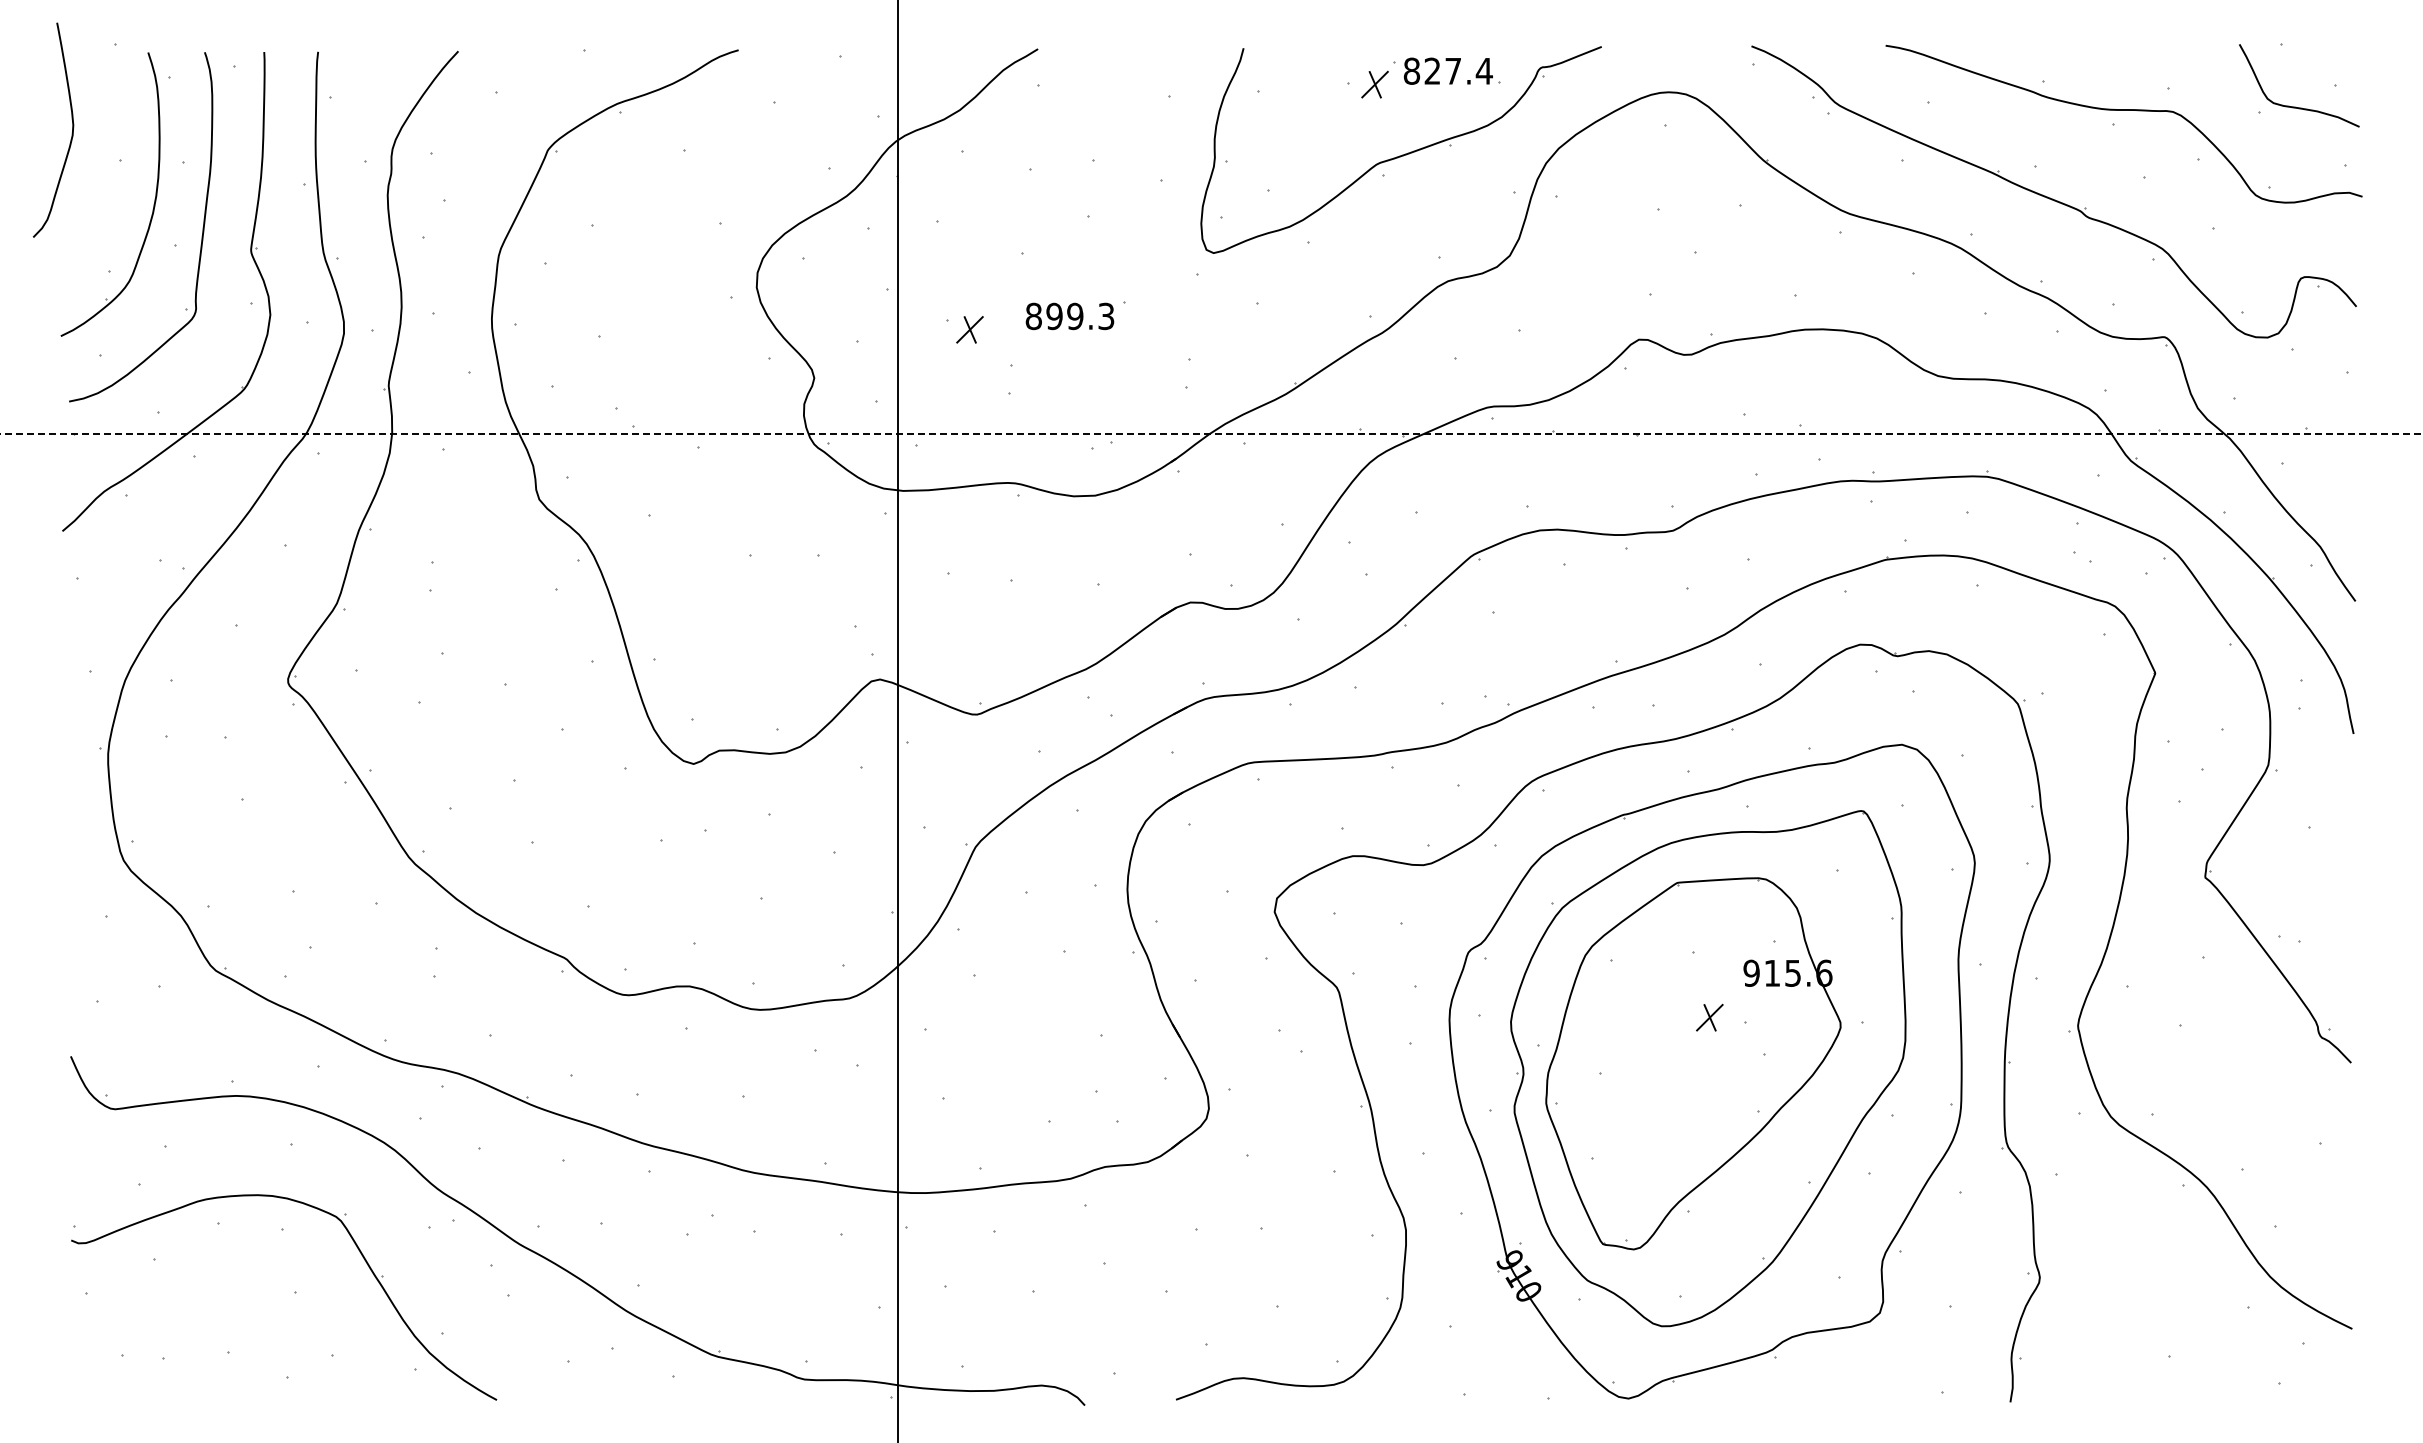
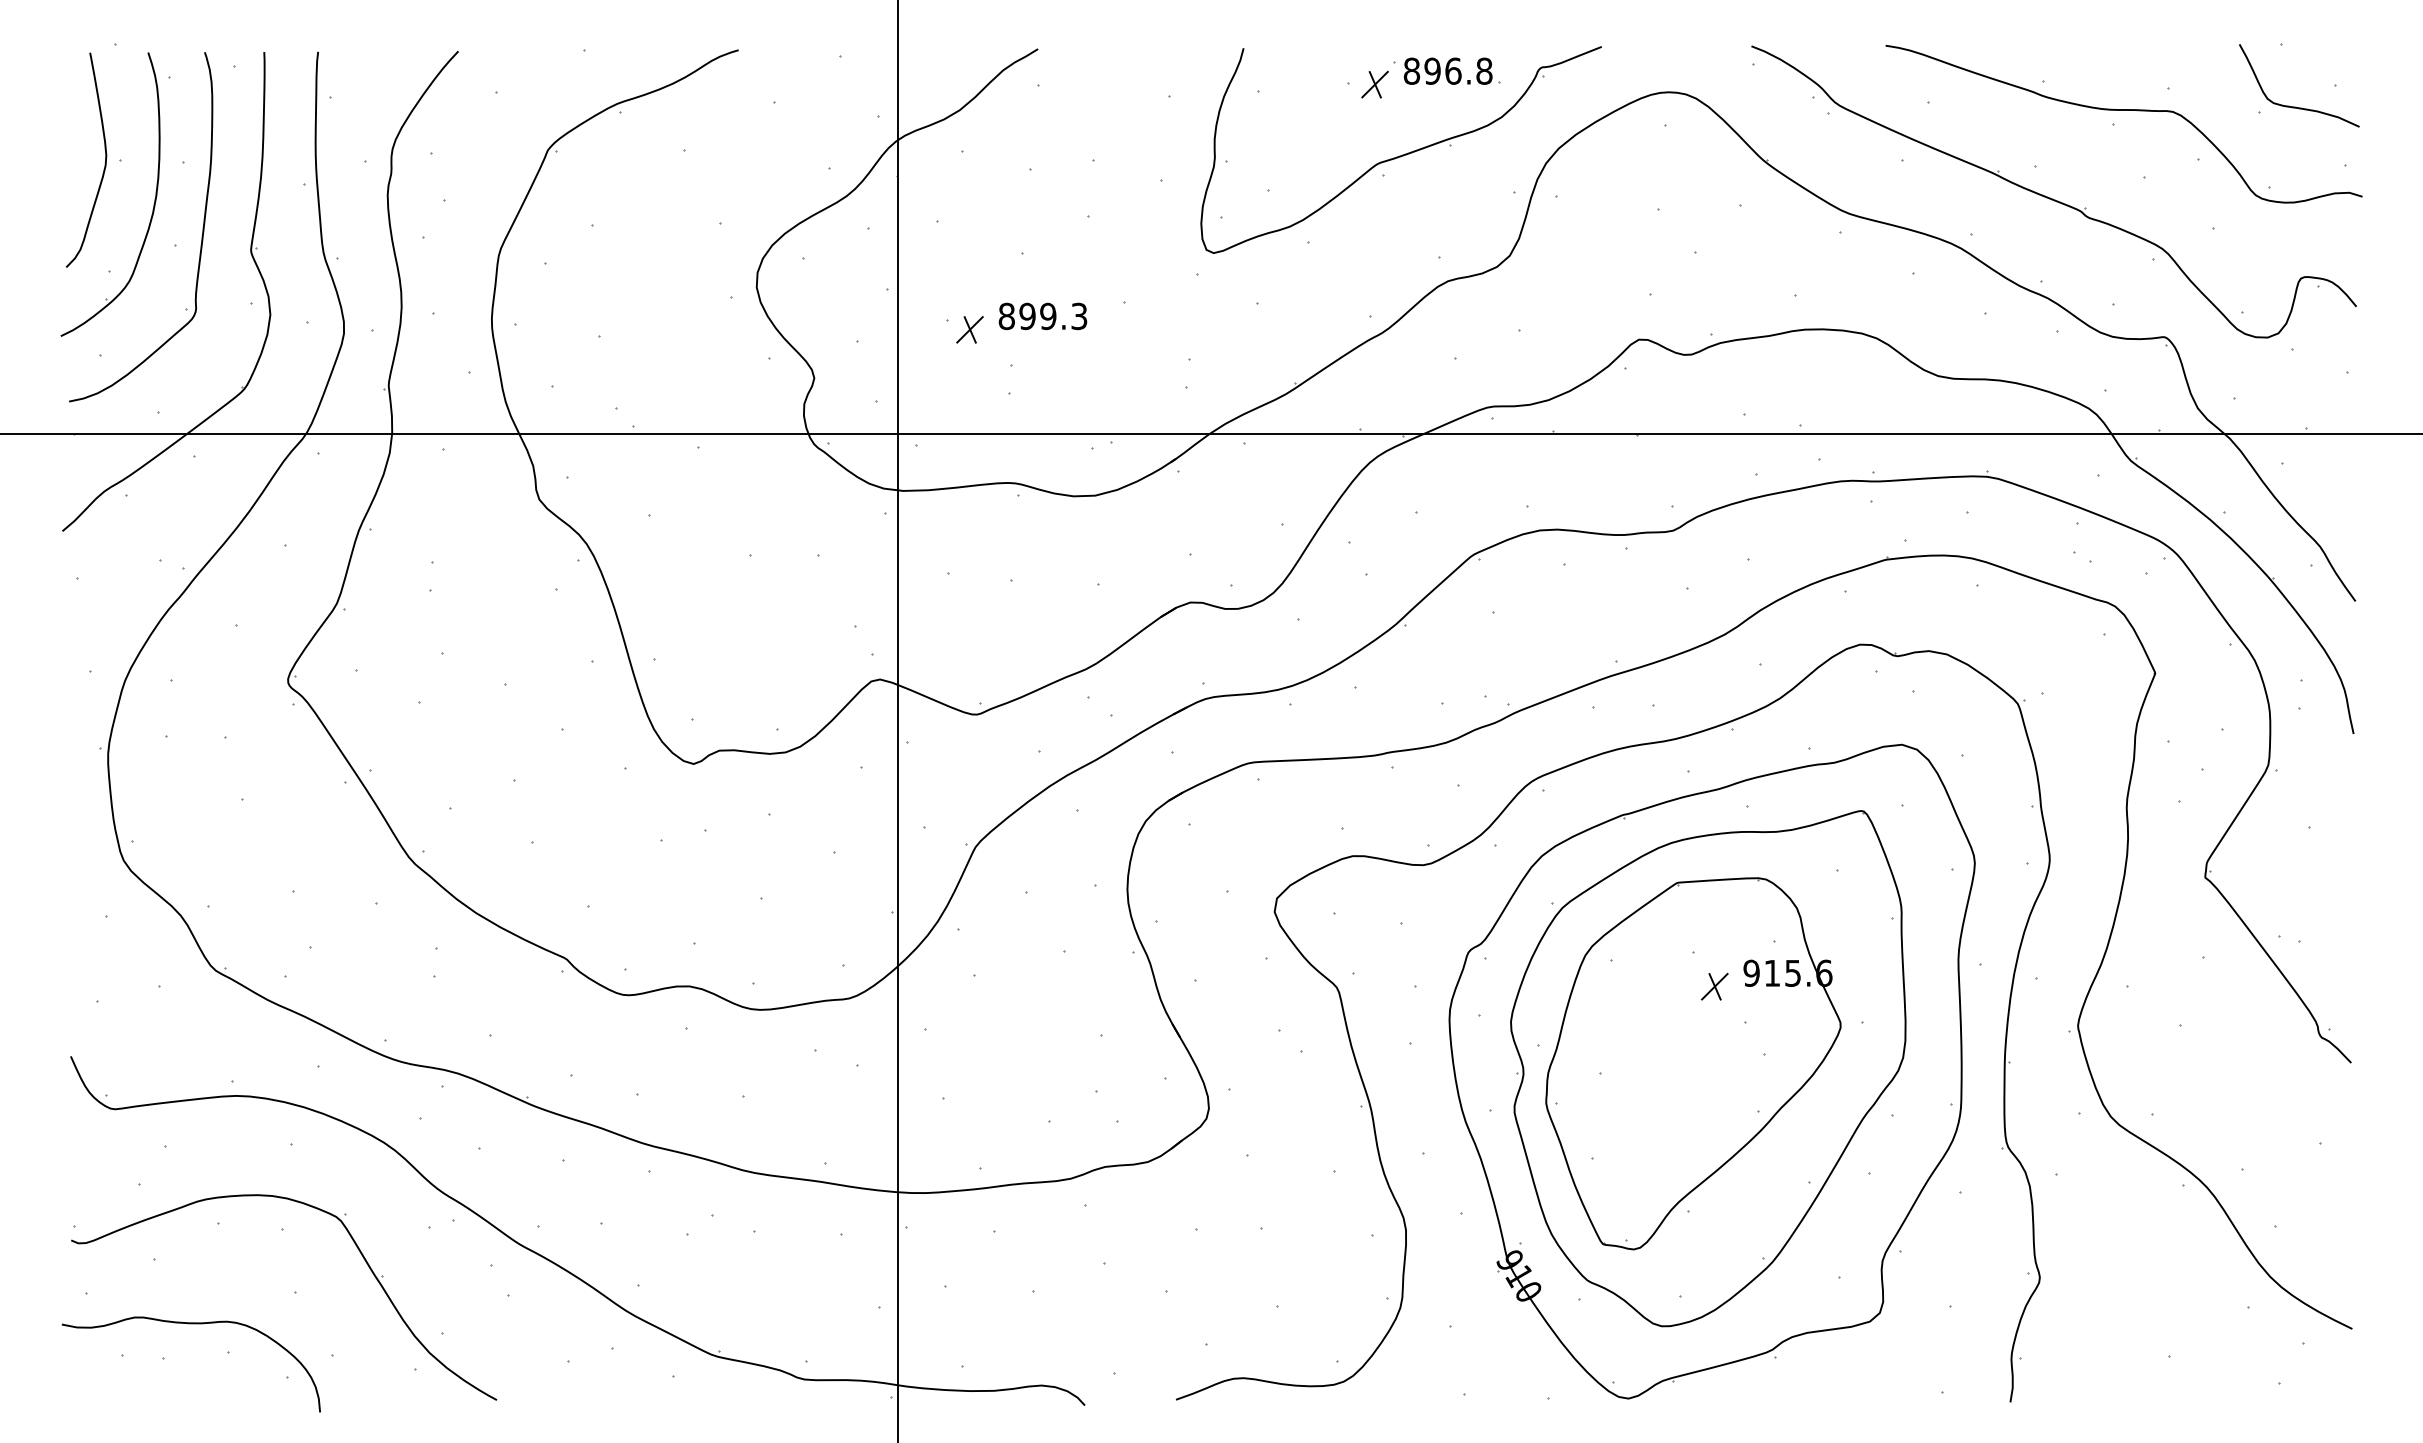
text: 827.4 -> 896.8 (1458, 70)
curve position: (71, 133) -> (104, 163) (104, 163)
part position: (1069, 316) -> (1042, 316) (1042, 316)
line: dashed -> solid (1212, 433)
part position: (1709, 1017) -> (1714, 986) (1714, 986)
curve: none -> present (190, 1324)
